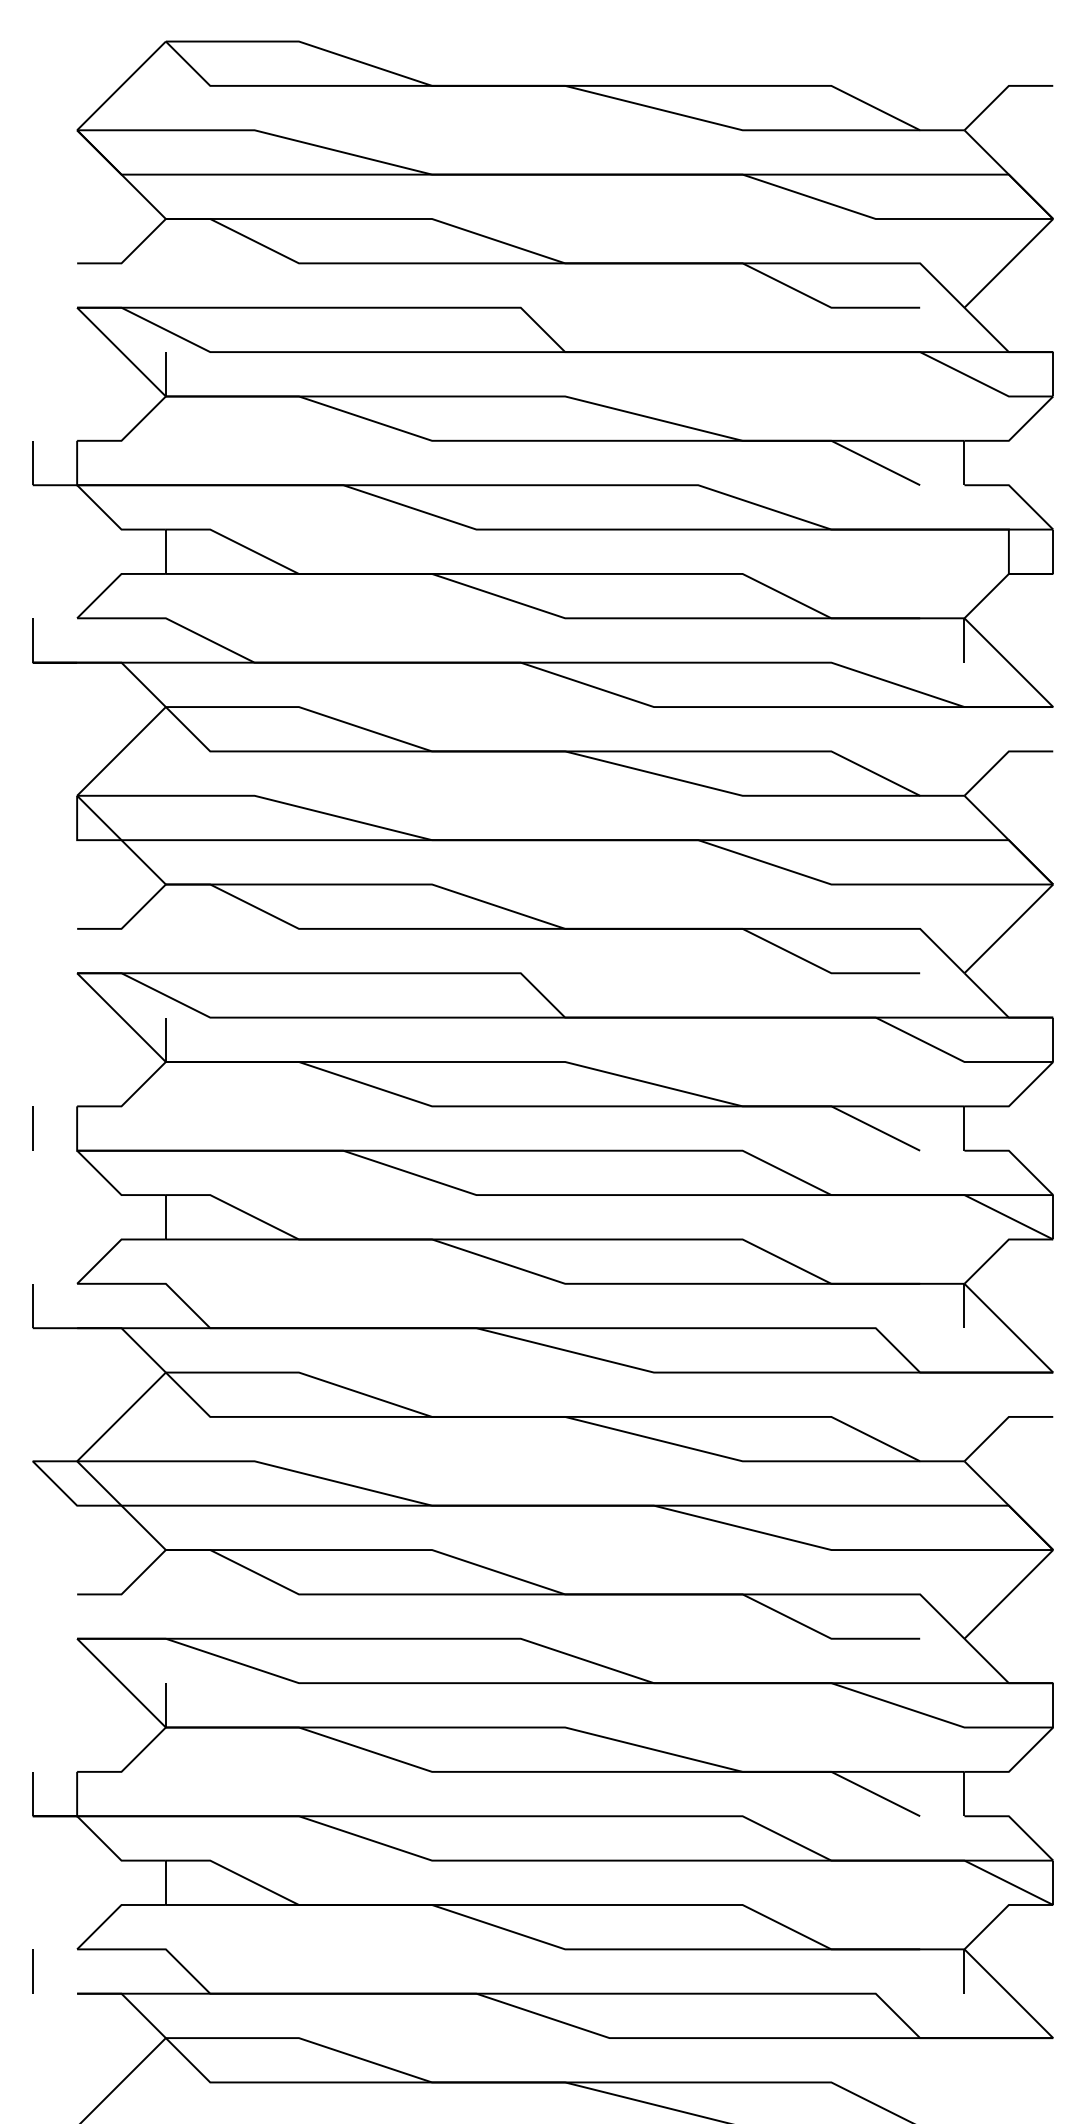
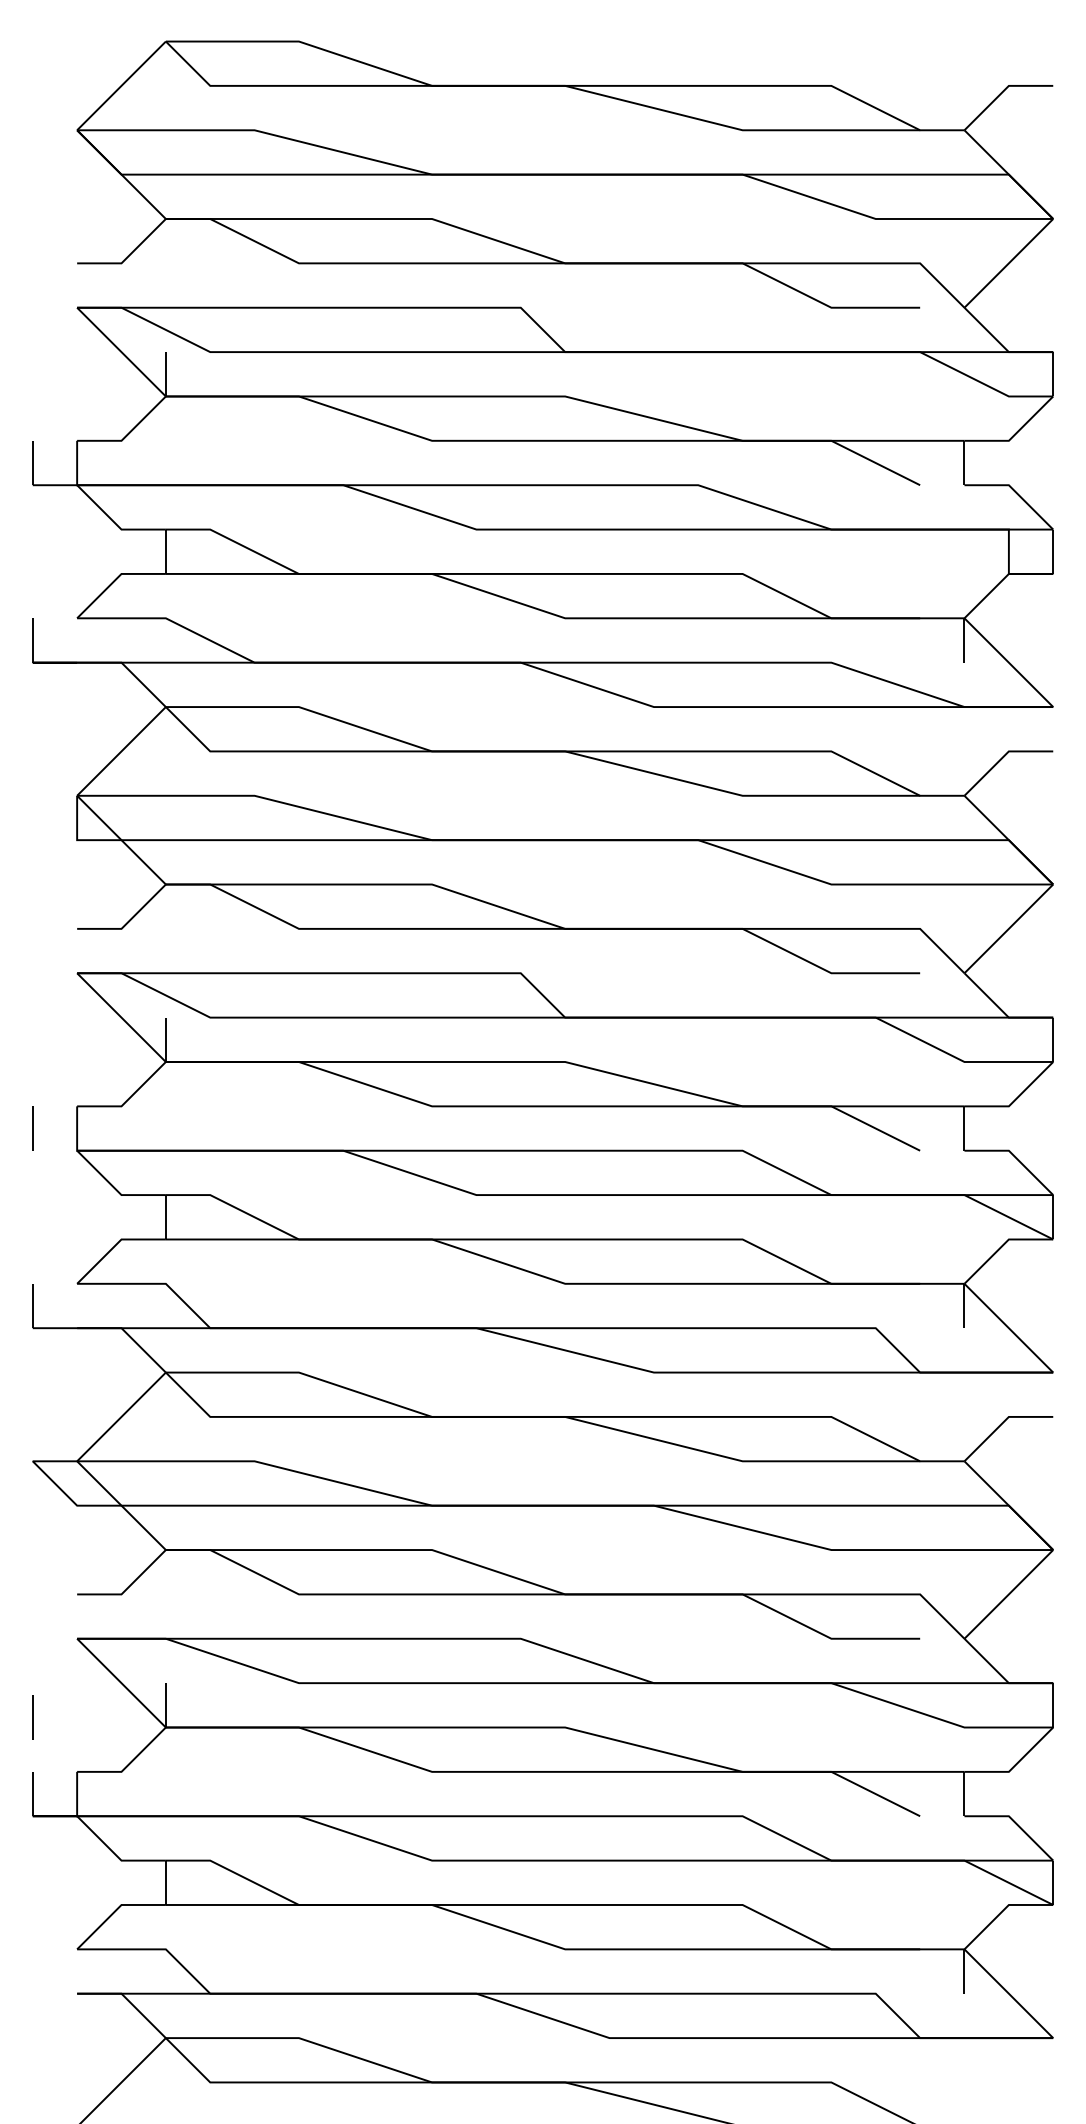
line position: (32, 1971) -> (32, 1717) (32, 1717)
